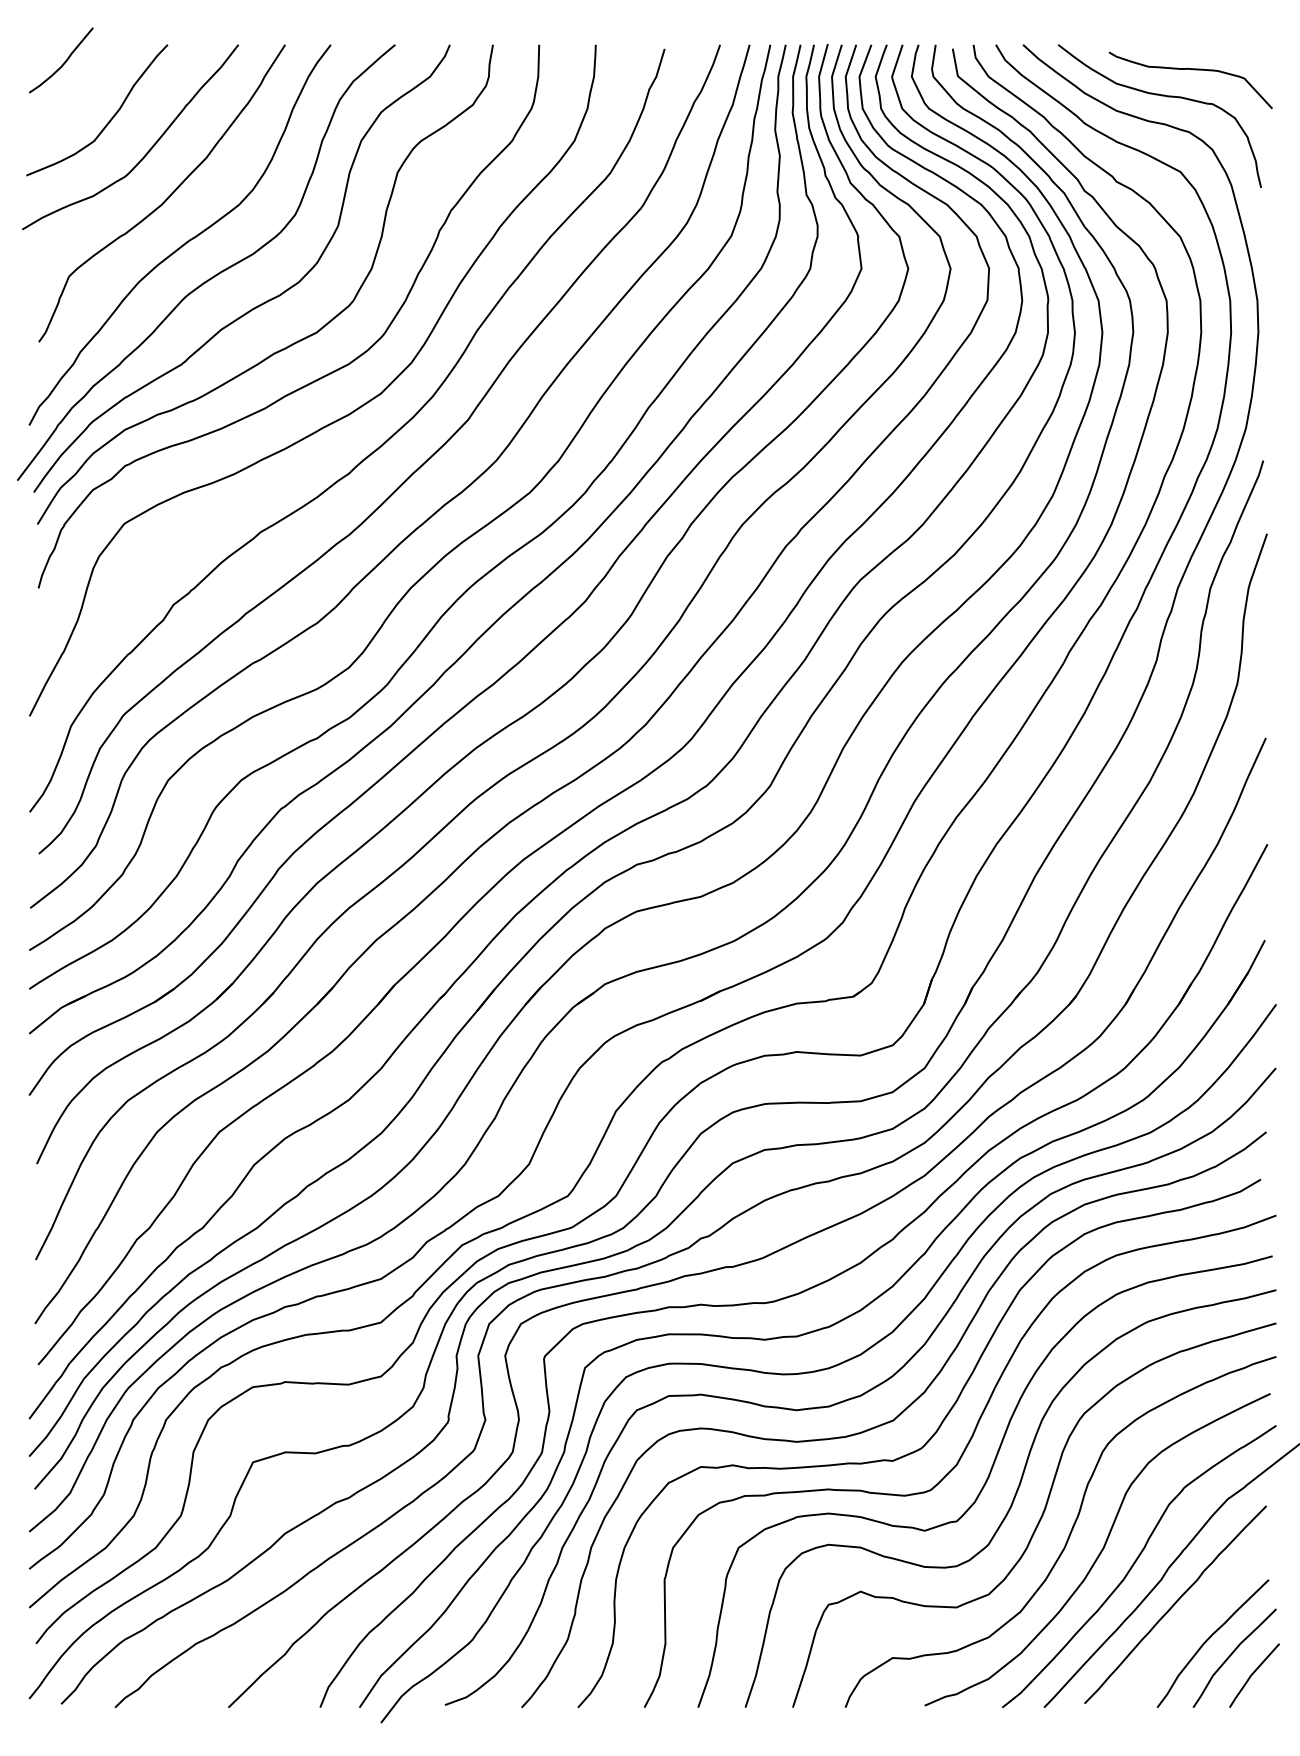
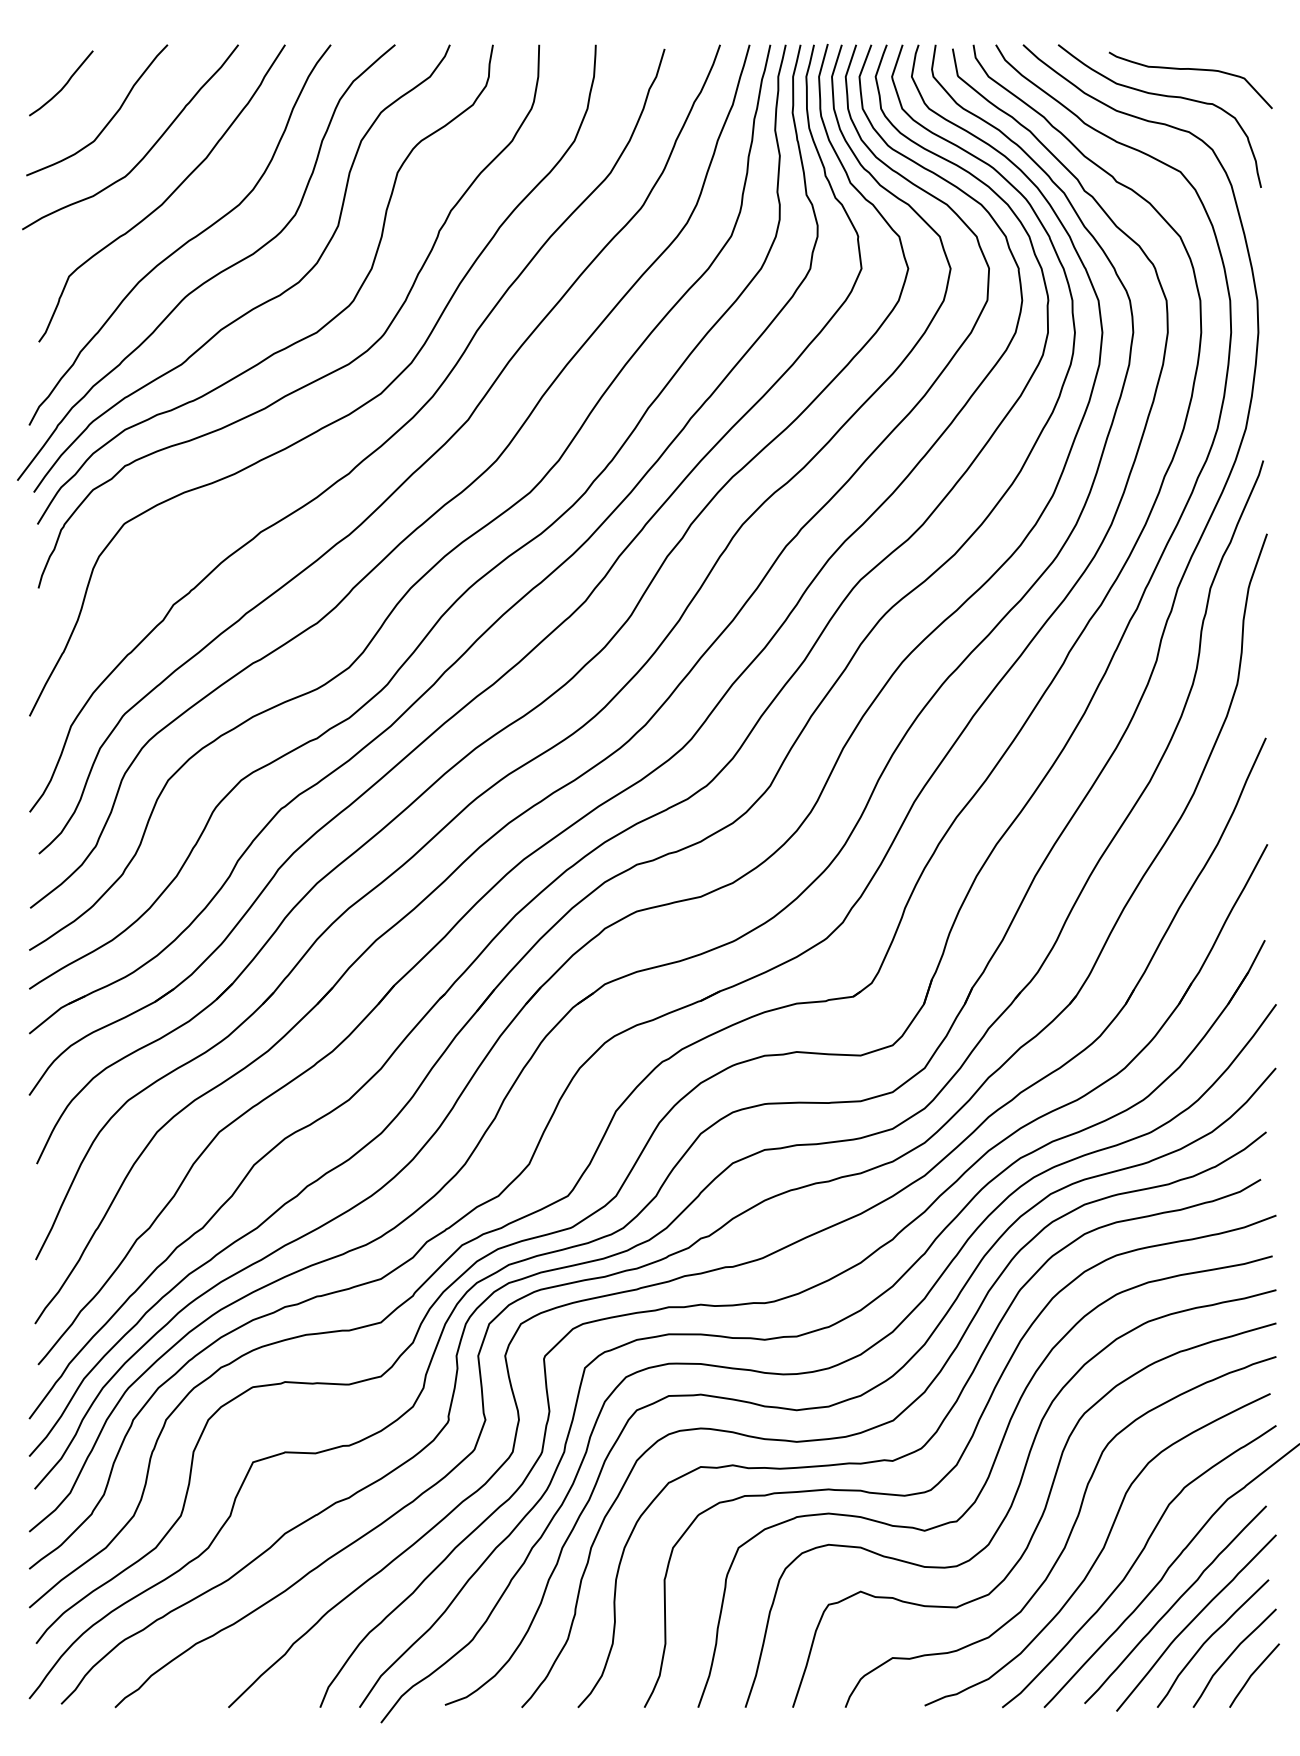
curve position: (63, 62) -> (63, 85) (63, 85)
curve: none -> present (1194, 1620)
